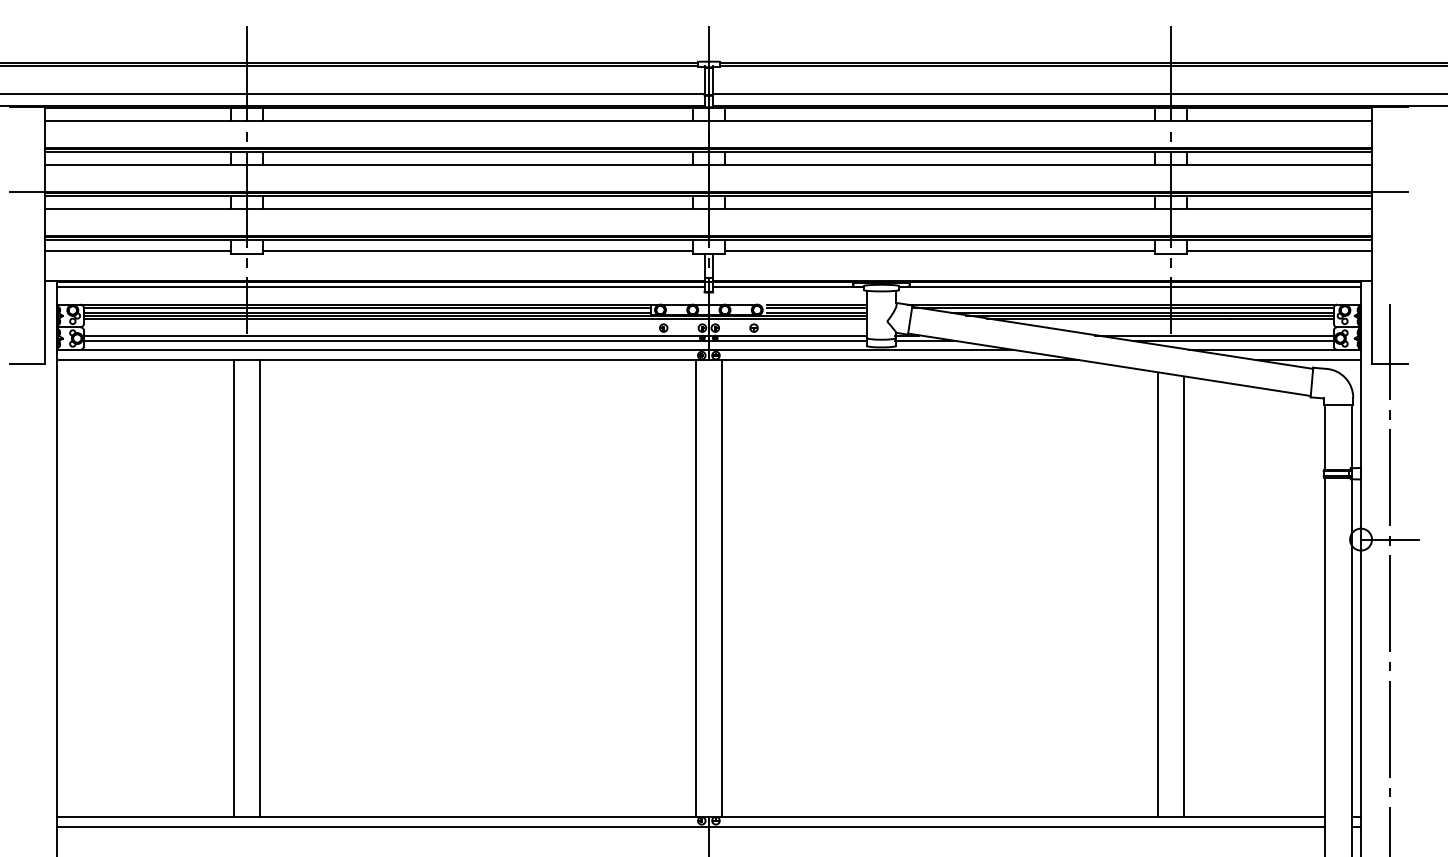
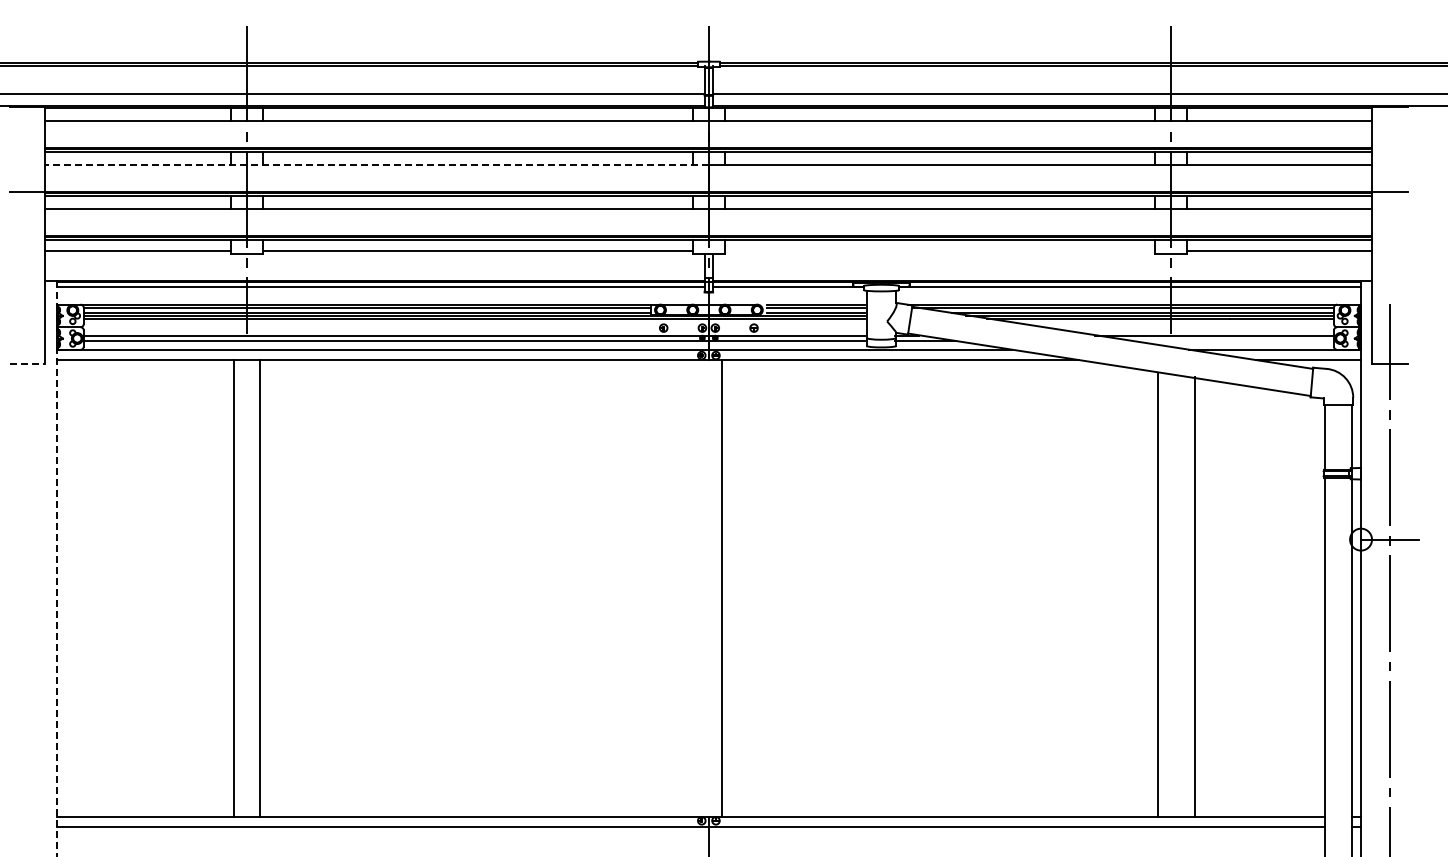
line: solid -> dashed (377, 165)
line: present -> none (939, 250)
line: present -> none (1233, 341)
line: solid -> dashed (27, 364)
line: solid -> dashed (56, 568)
line: present -> none (695, 588)
line position: (1183, 596) -> (1194, 596) (1194, 596)
